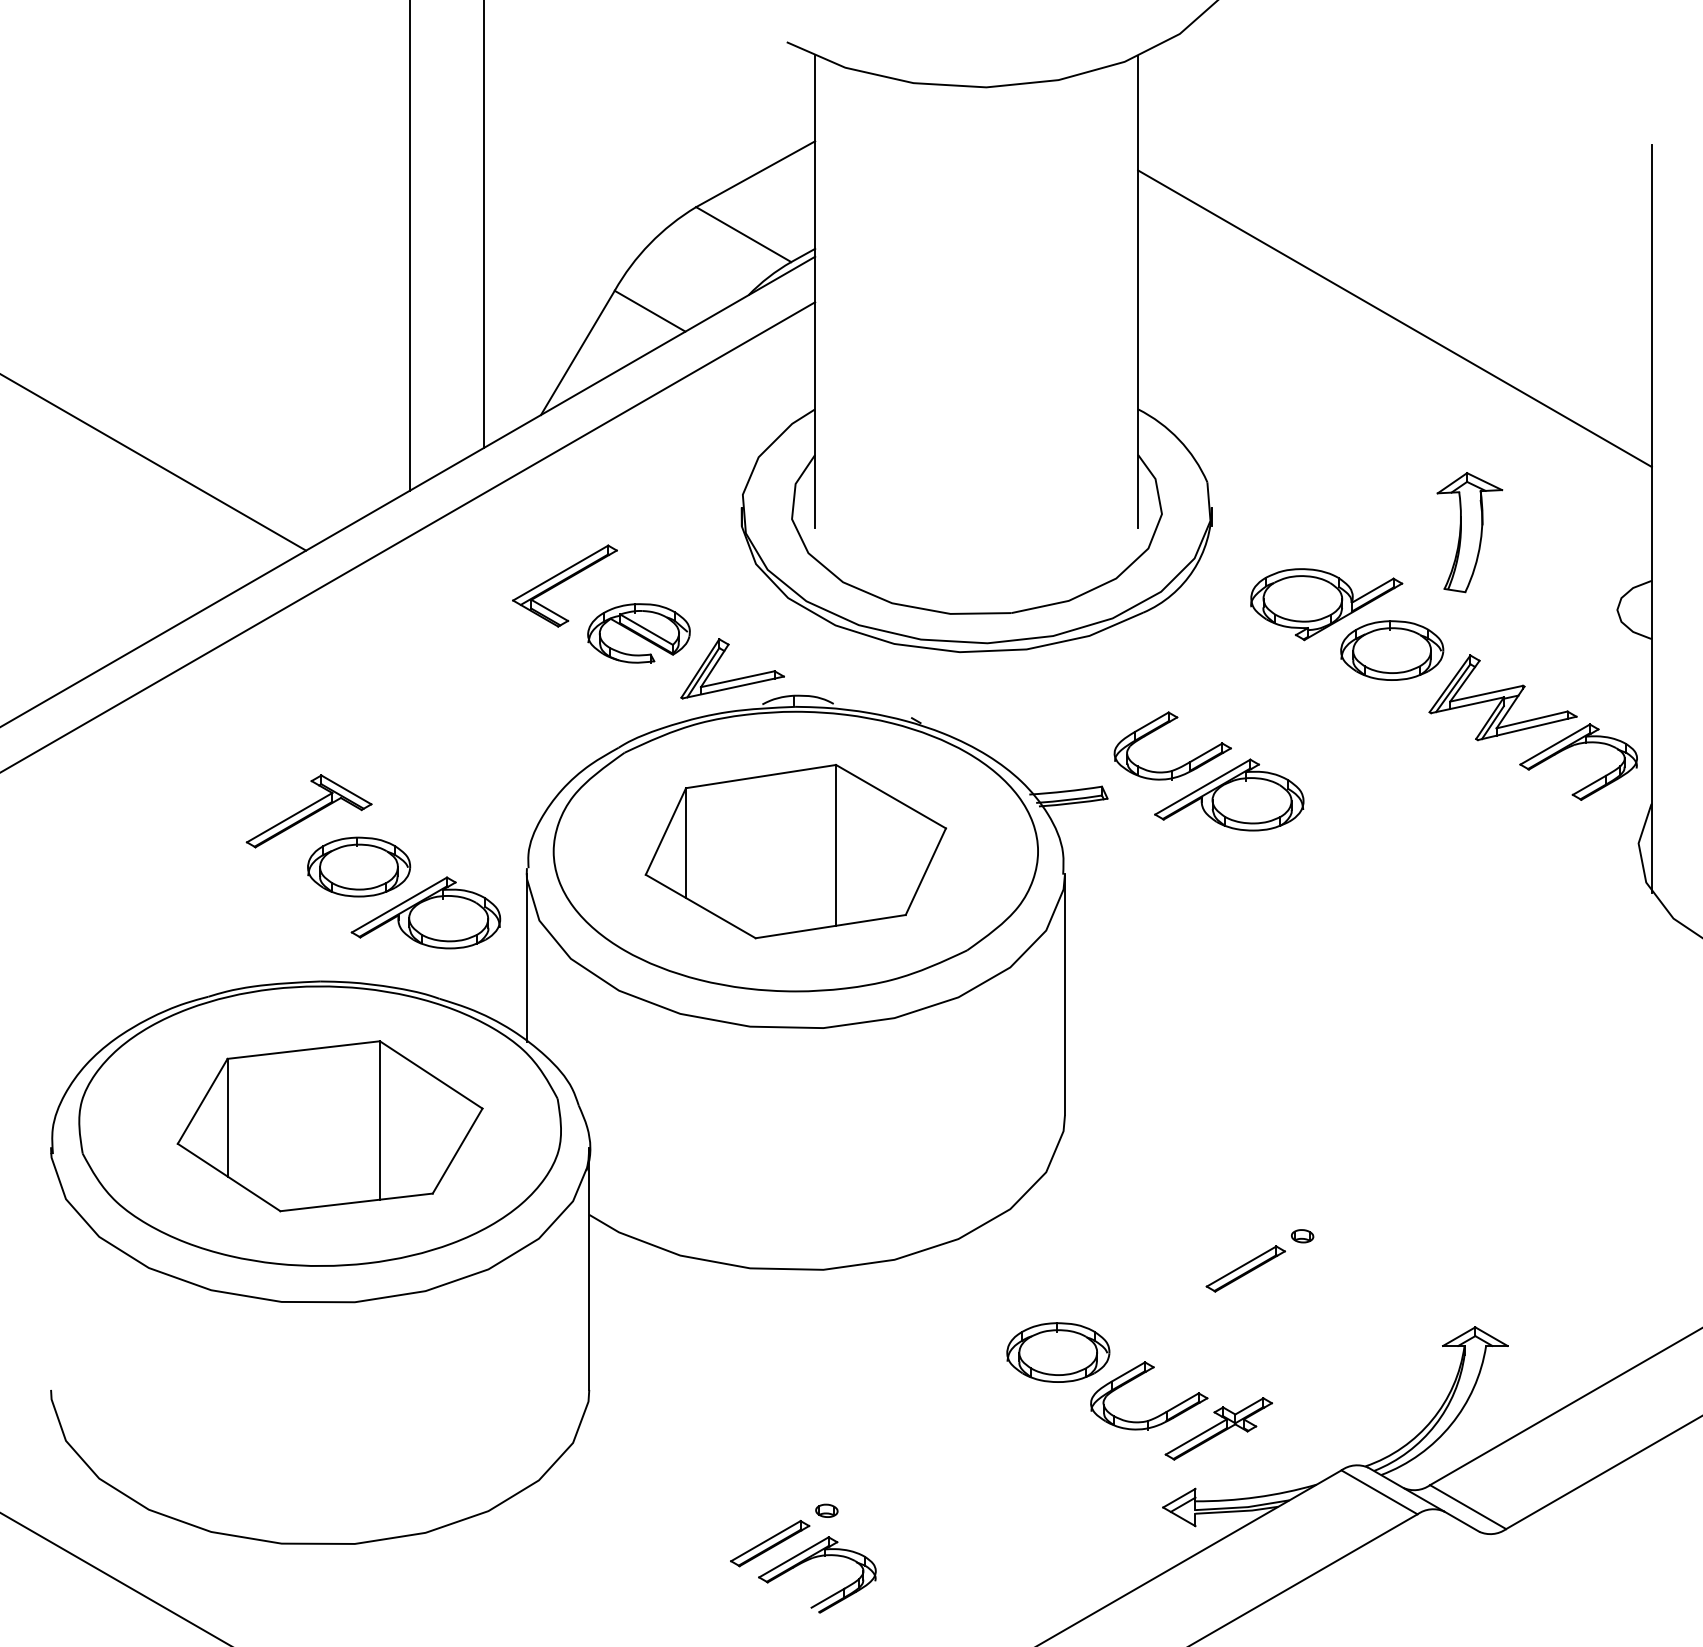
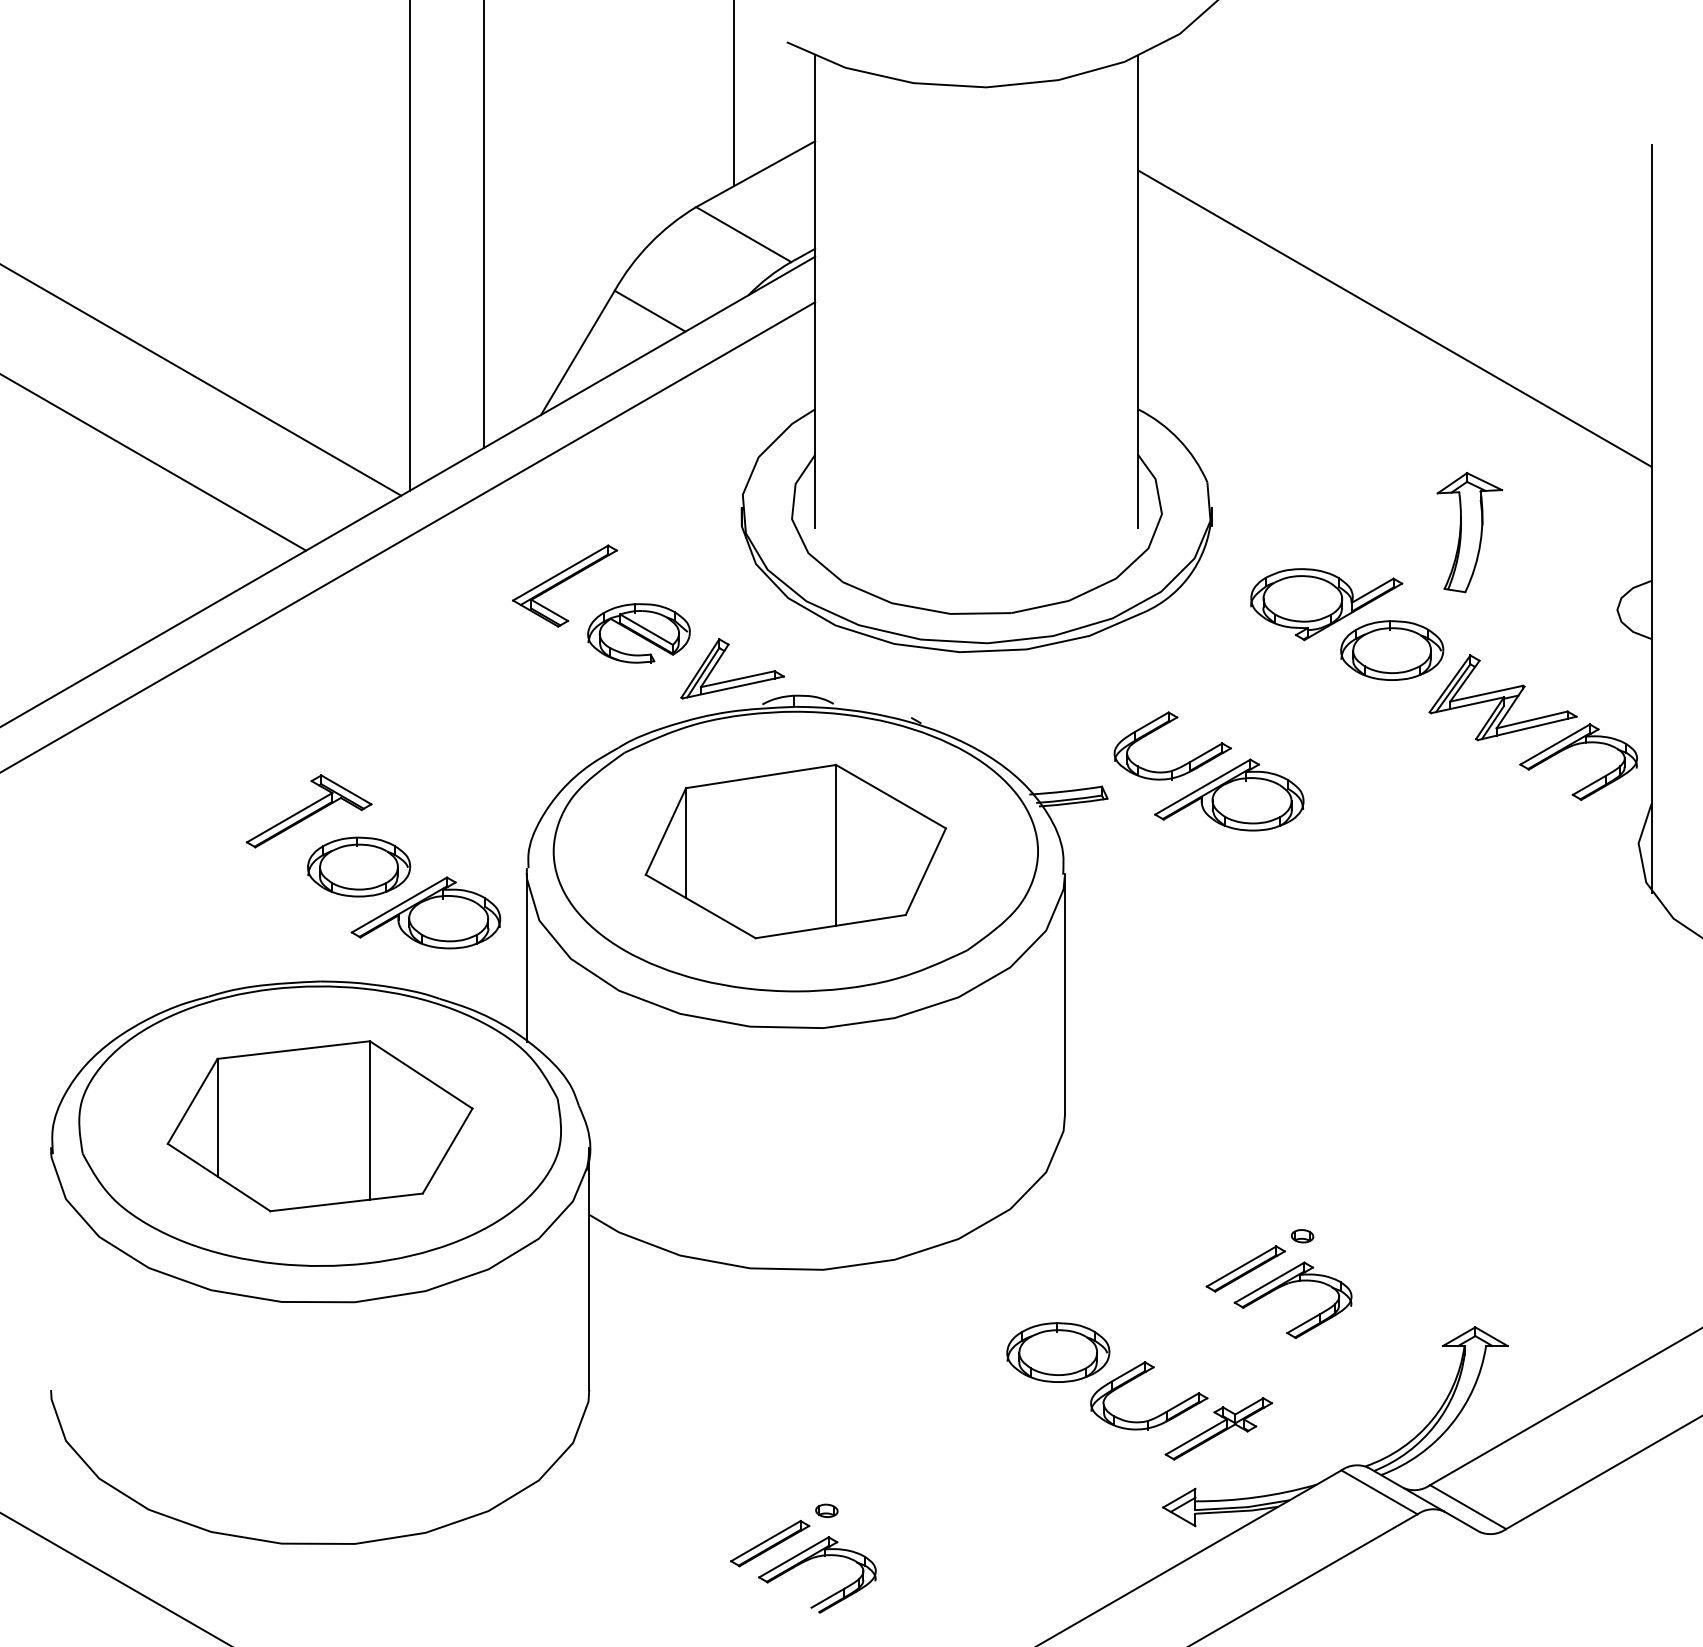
line: none -> present (733, 94)
line: none -> present (201, 380)
part position: (329, 1126) -> (319, 1126) (319, 1126)
part: none -> present (1288, 1284)
